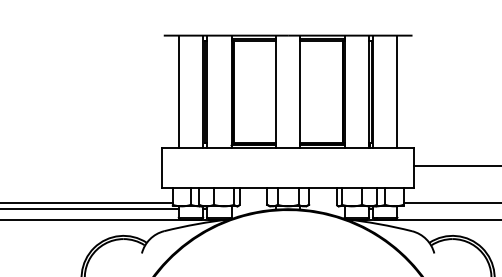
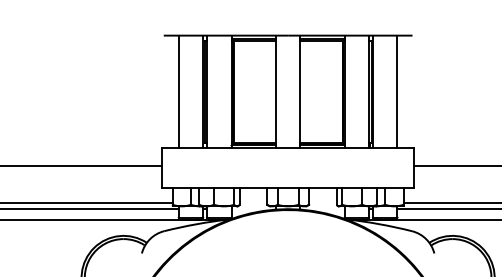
line: none -> present (81, 166)
line: none -> present (447, 209)
